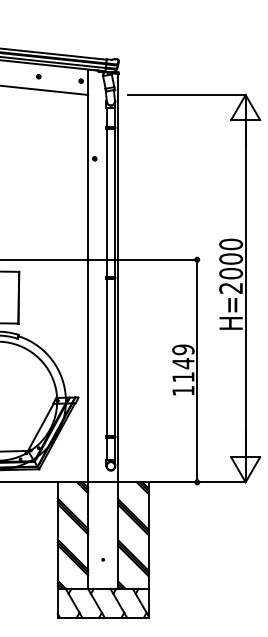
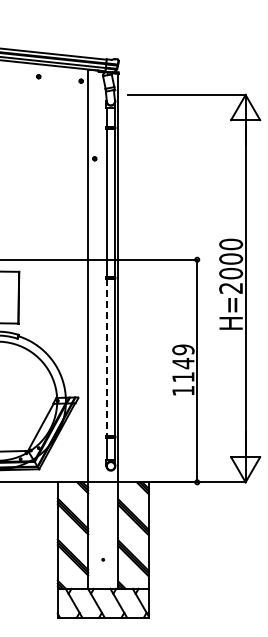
line: present -> none (45, 89)
line: solid -> dashed (106, 358)
